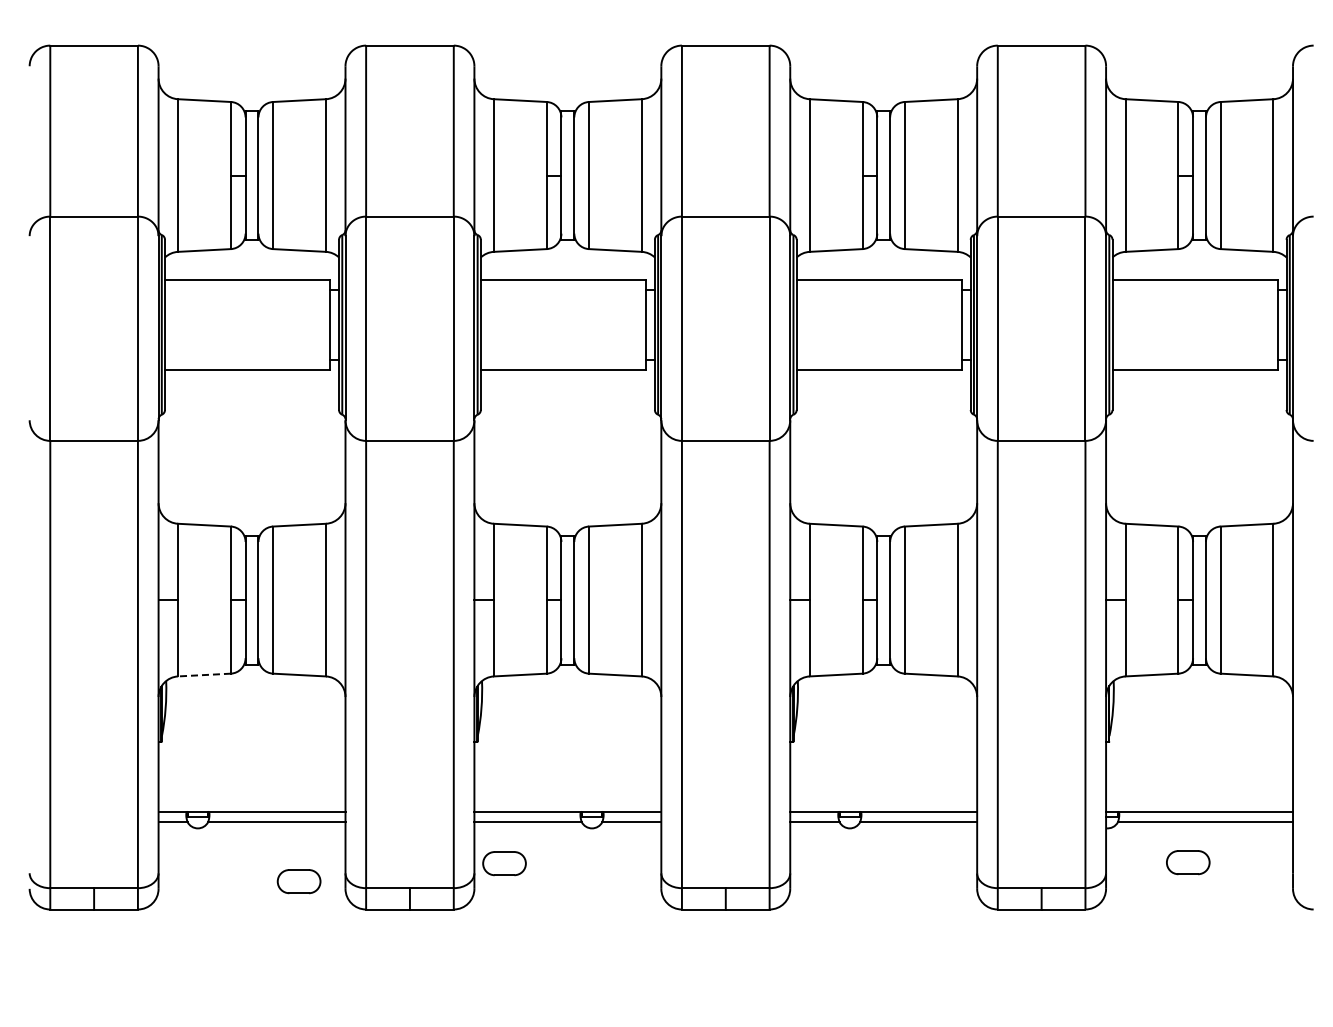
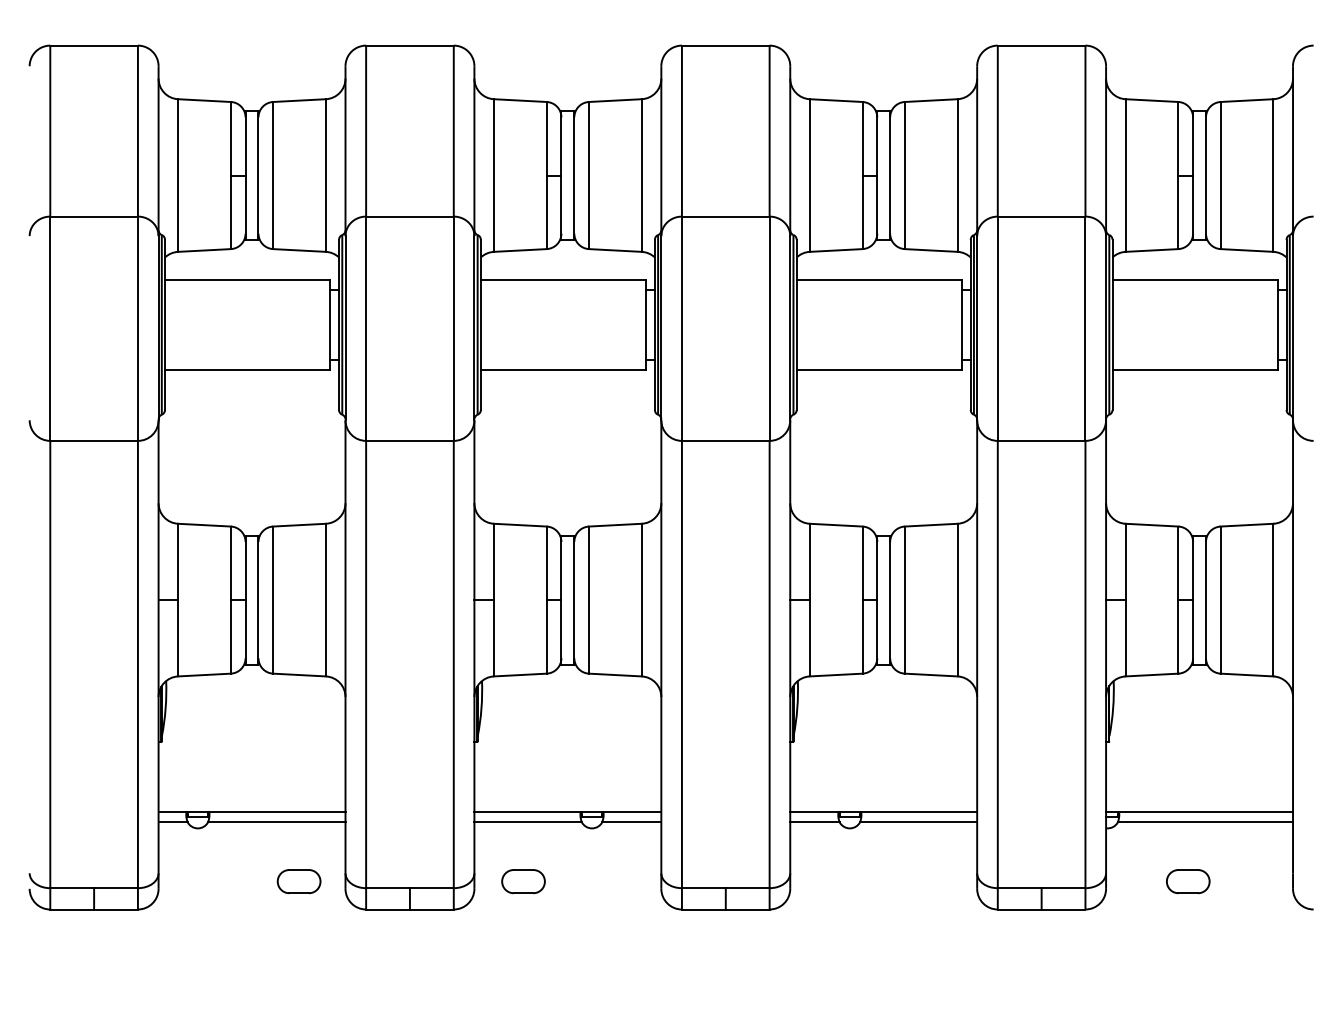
line: dashed -> solid (204, 675)
part position: (1188, 862) -> (1188, 881) (1188, 881)
part position: (504, 863) -> (523, 881) (523, 881)
